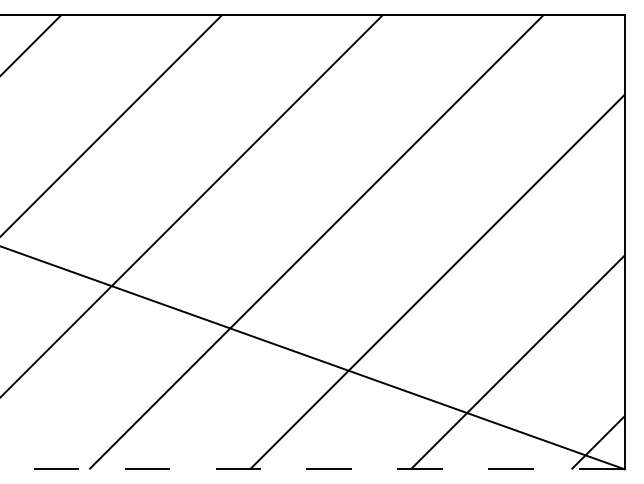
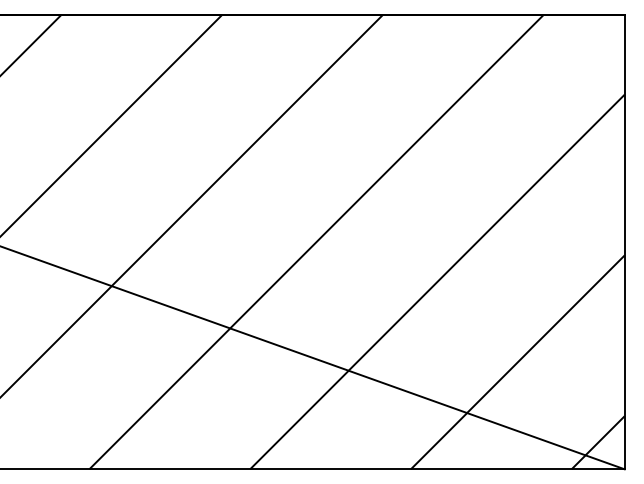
line: dashed -> solid (312, 469)
